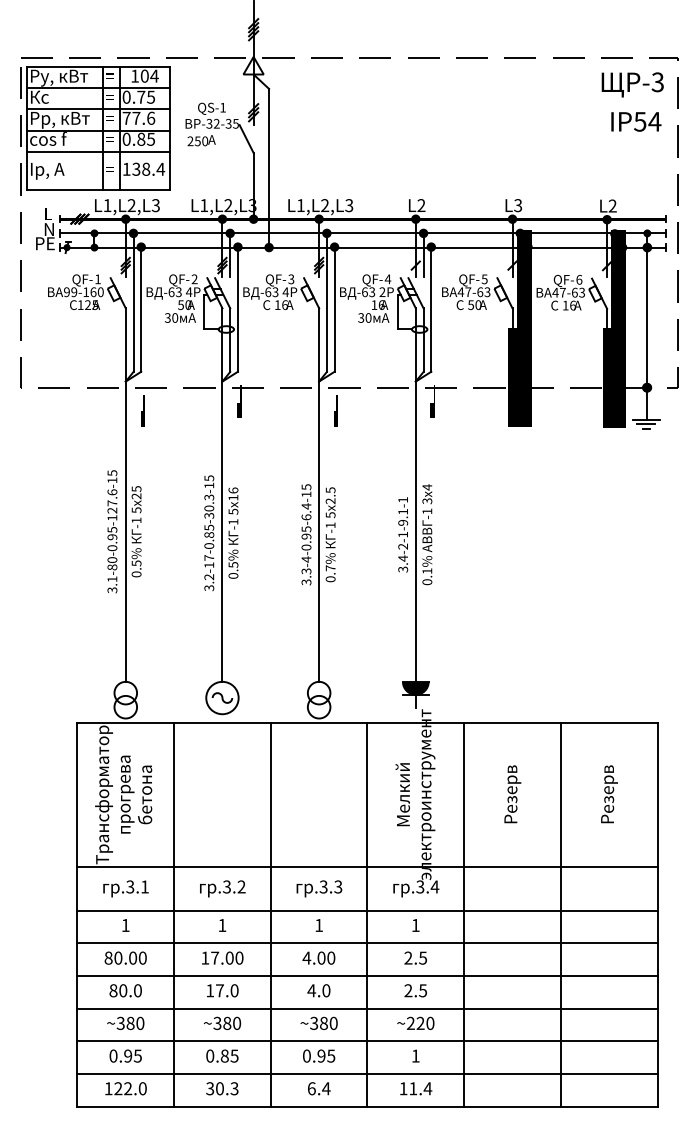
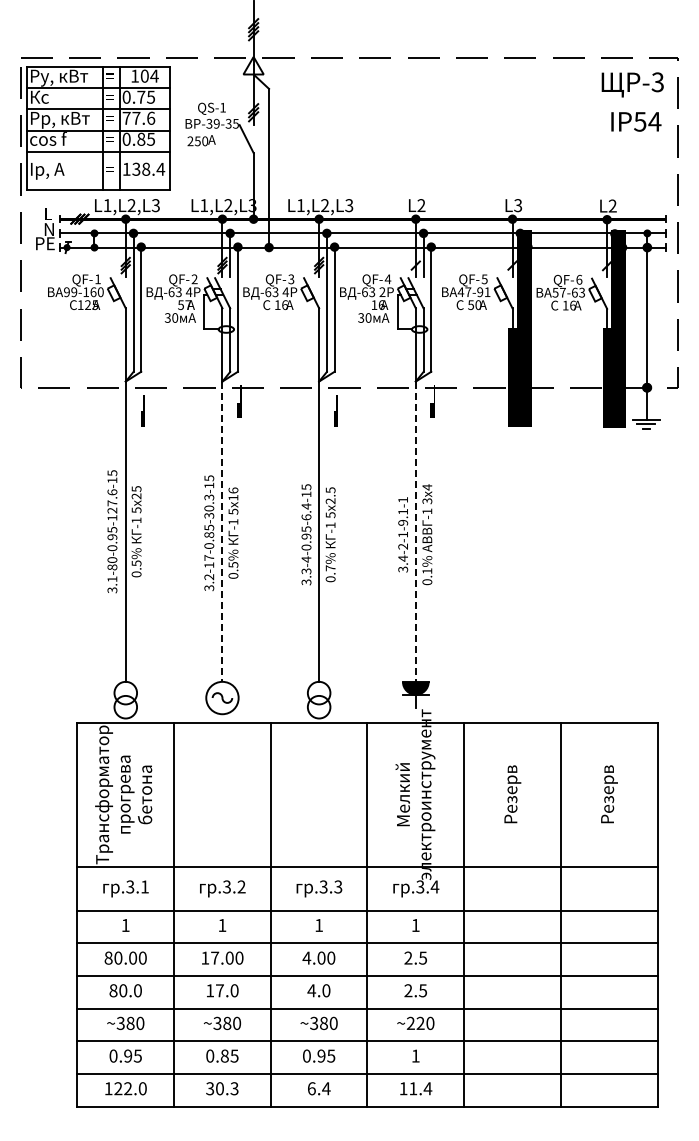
text: -32-35 -> -39-35 (216, 123)
text: 47-63 -> 47-91 (483, 292)
text: 47-63 -> 57-63 (555, 292)
text: 50 -> 57 (188, 305)
line: solid -> dashed (222, 532)
line: solid -> dashed (415, 532)
